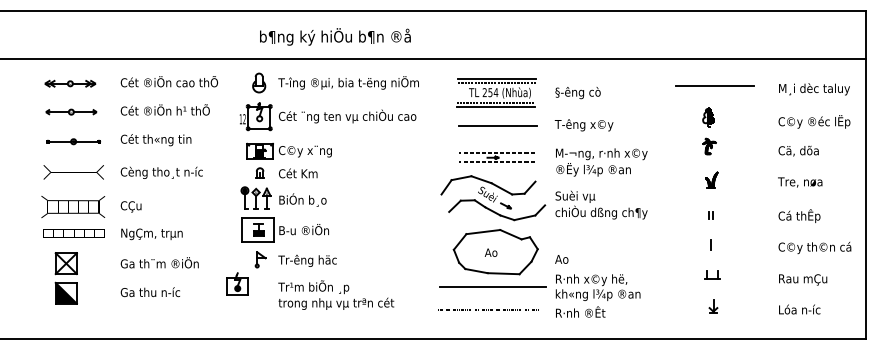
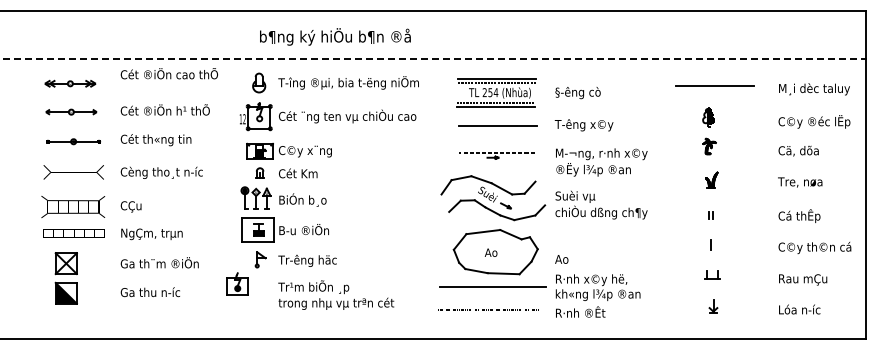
line: solid -> dashed (433, 58)
text position: (168, 81) -> (168, 73) (168, 73)
line: present -> none (498, 161)
